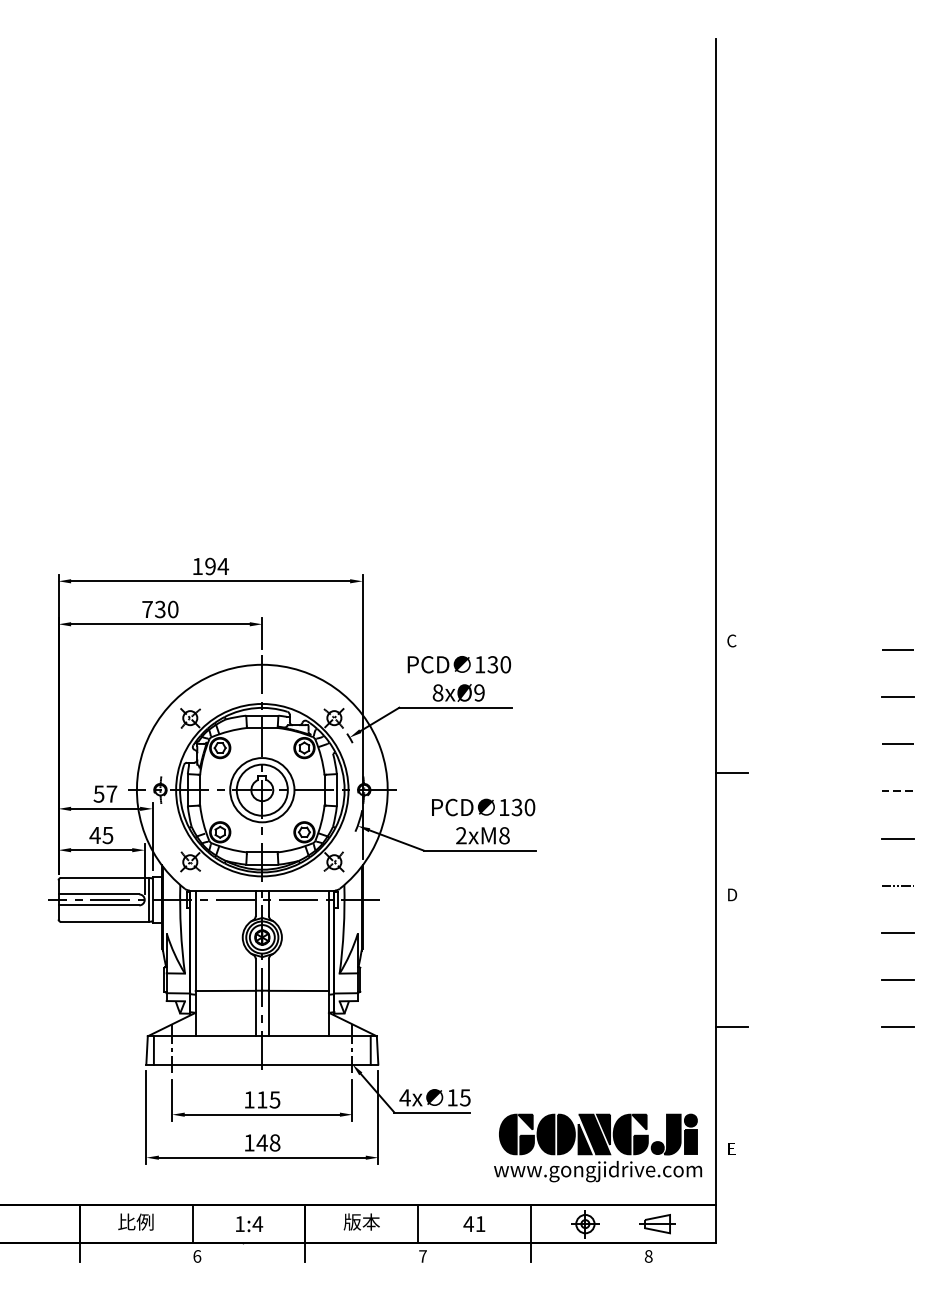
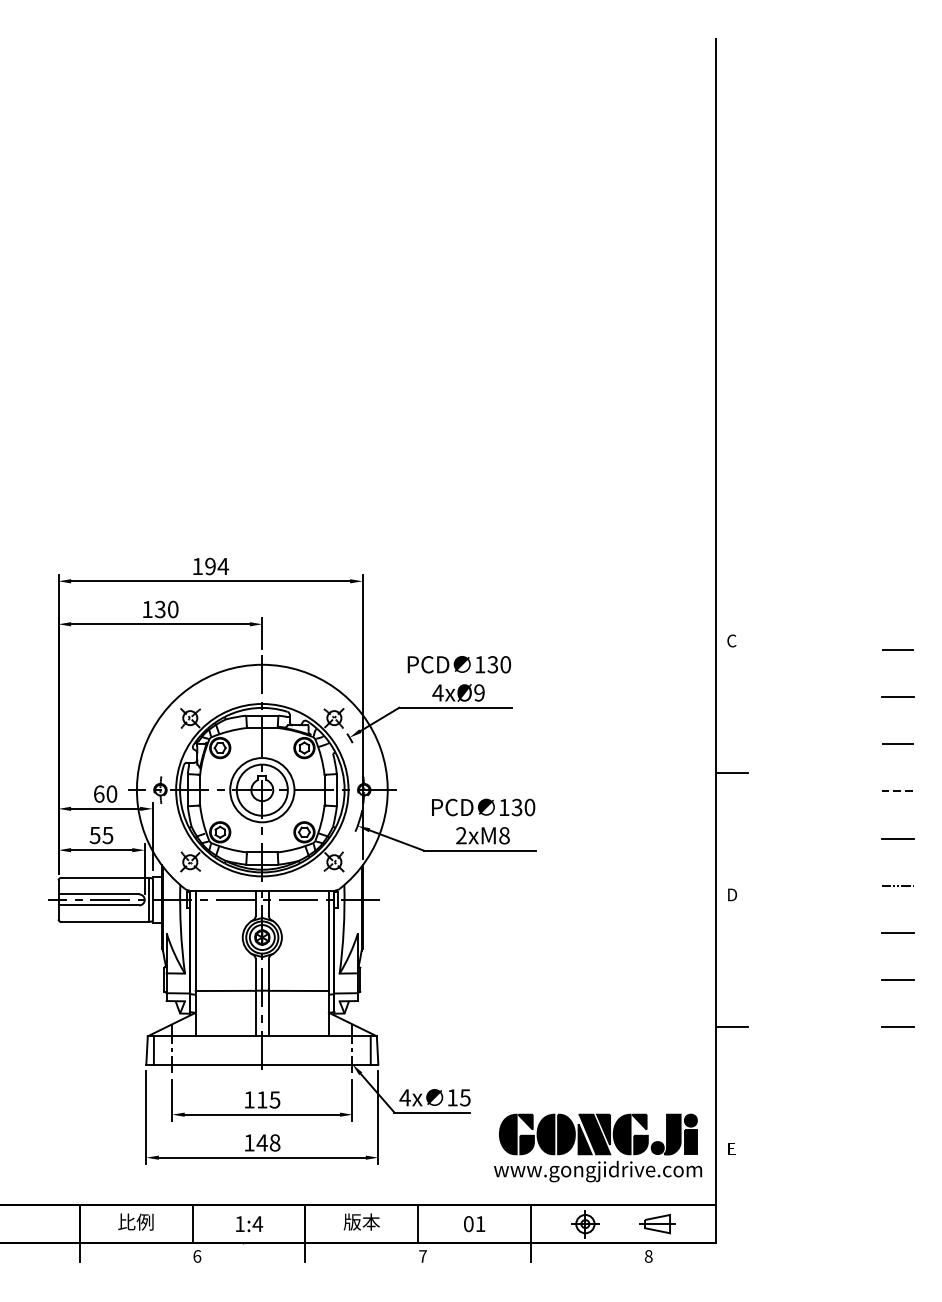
text: 730 -> 130 (147, 609)
text: 8xØ9 -> 4xØ9 (437, 692)
text: 57 -> 60 (105, 793)
text: 45 -> 55 (94, 835)
text: 41 -> 01 (468, 1224)
